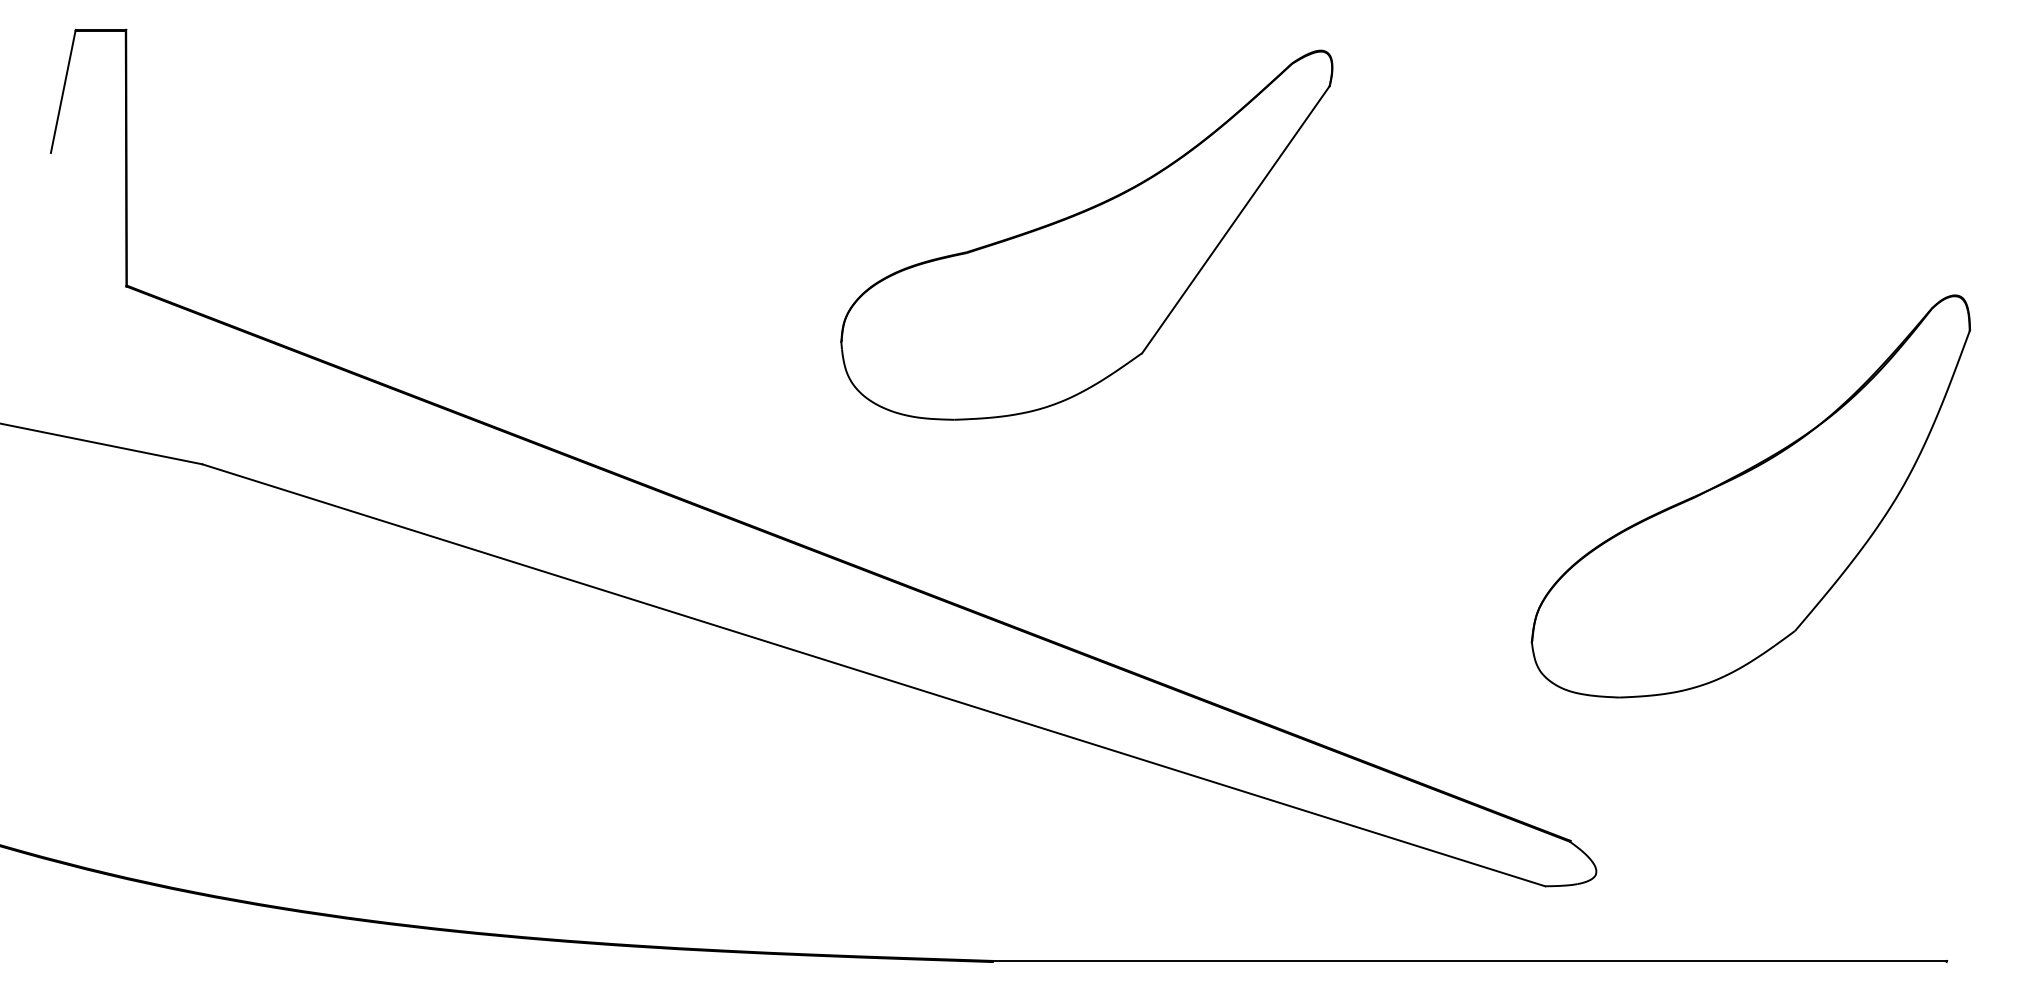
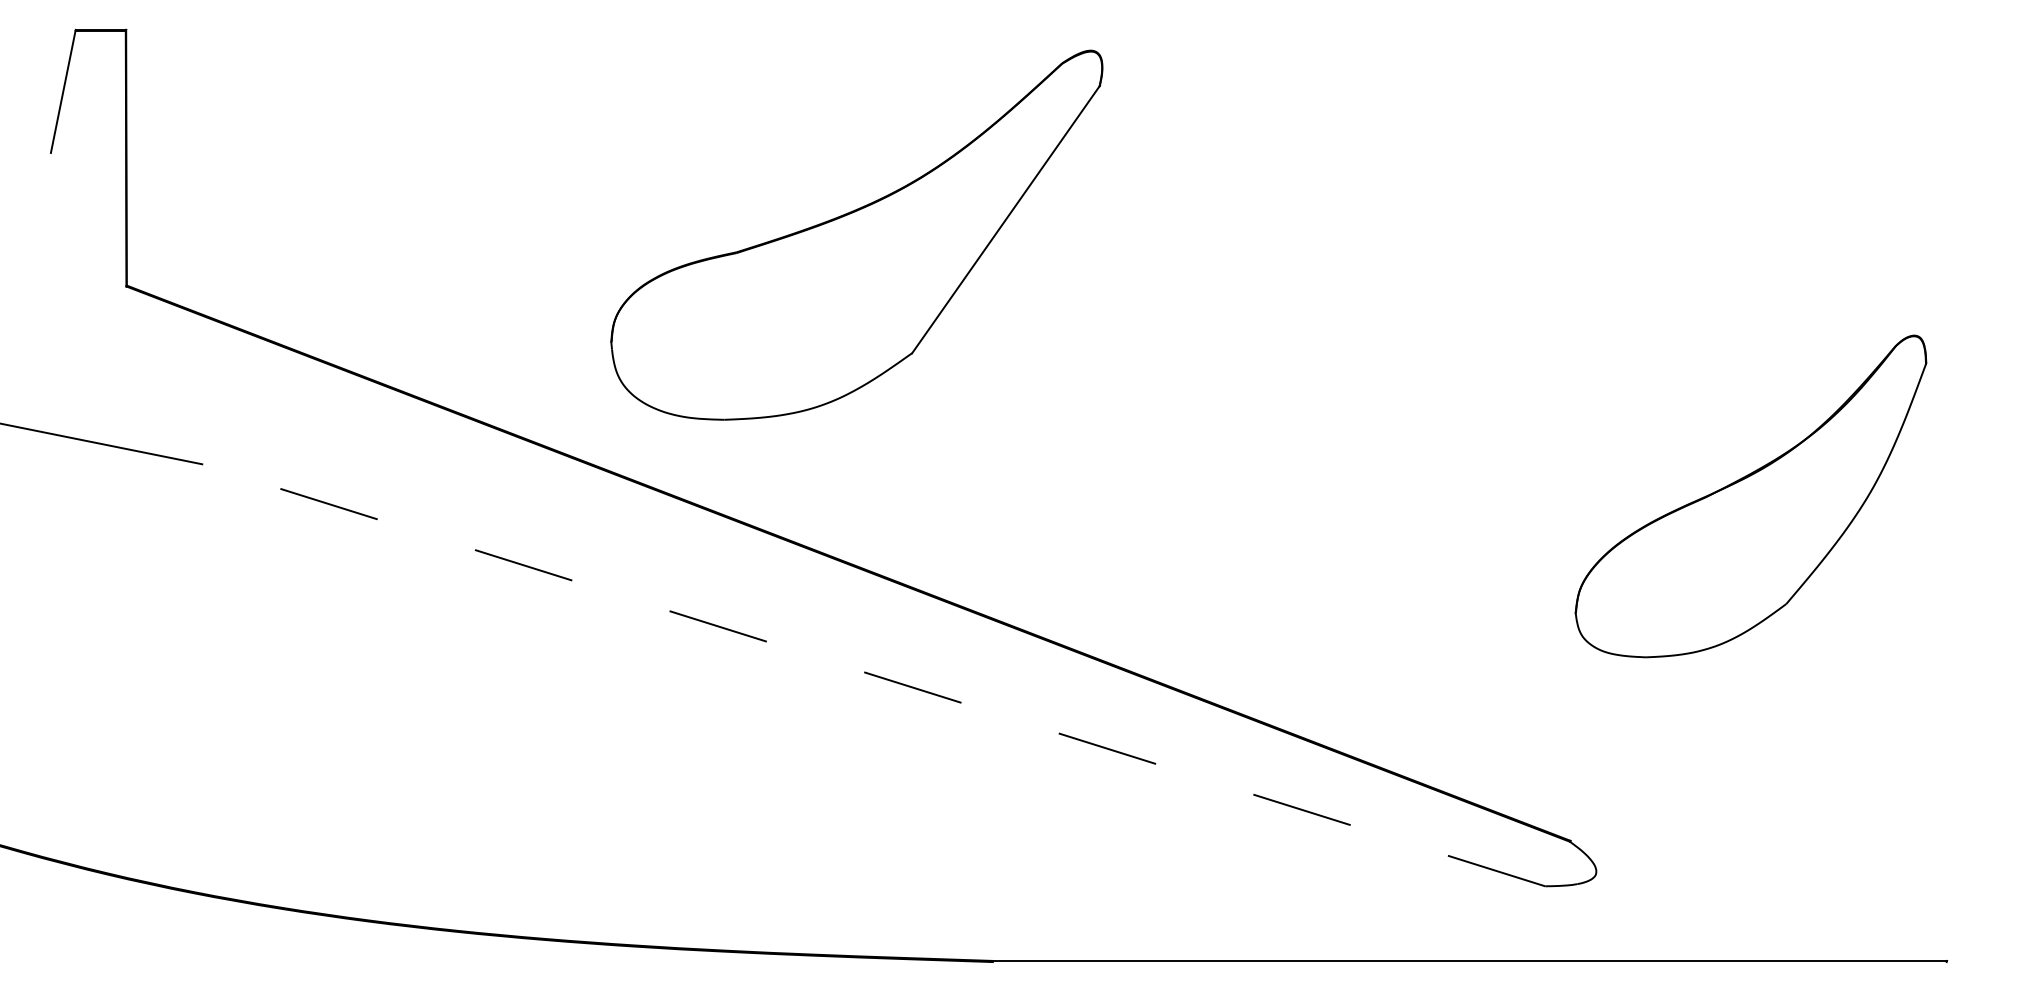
part position: (1086, 234) -> (856, 234) (856, 234)
part size: 442x405 px -> 354x325 px (1750, 496)
line: solid -> dashed (873, 675)
